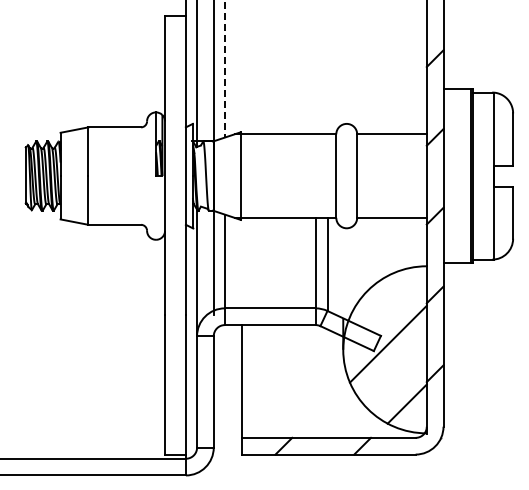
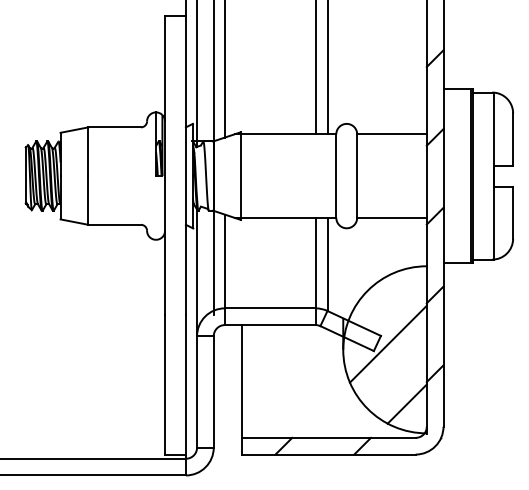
line: none -> present (315, 68)
line: none -> present (327, 68)
line: dashed -> solid (224, 69)
